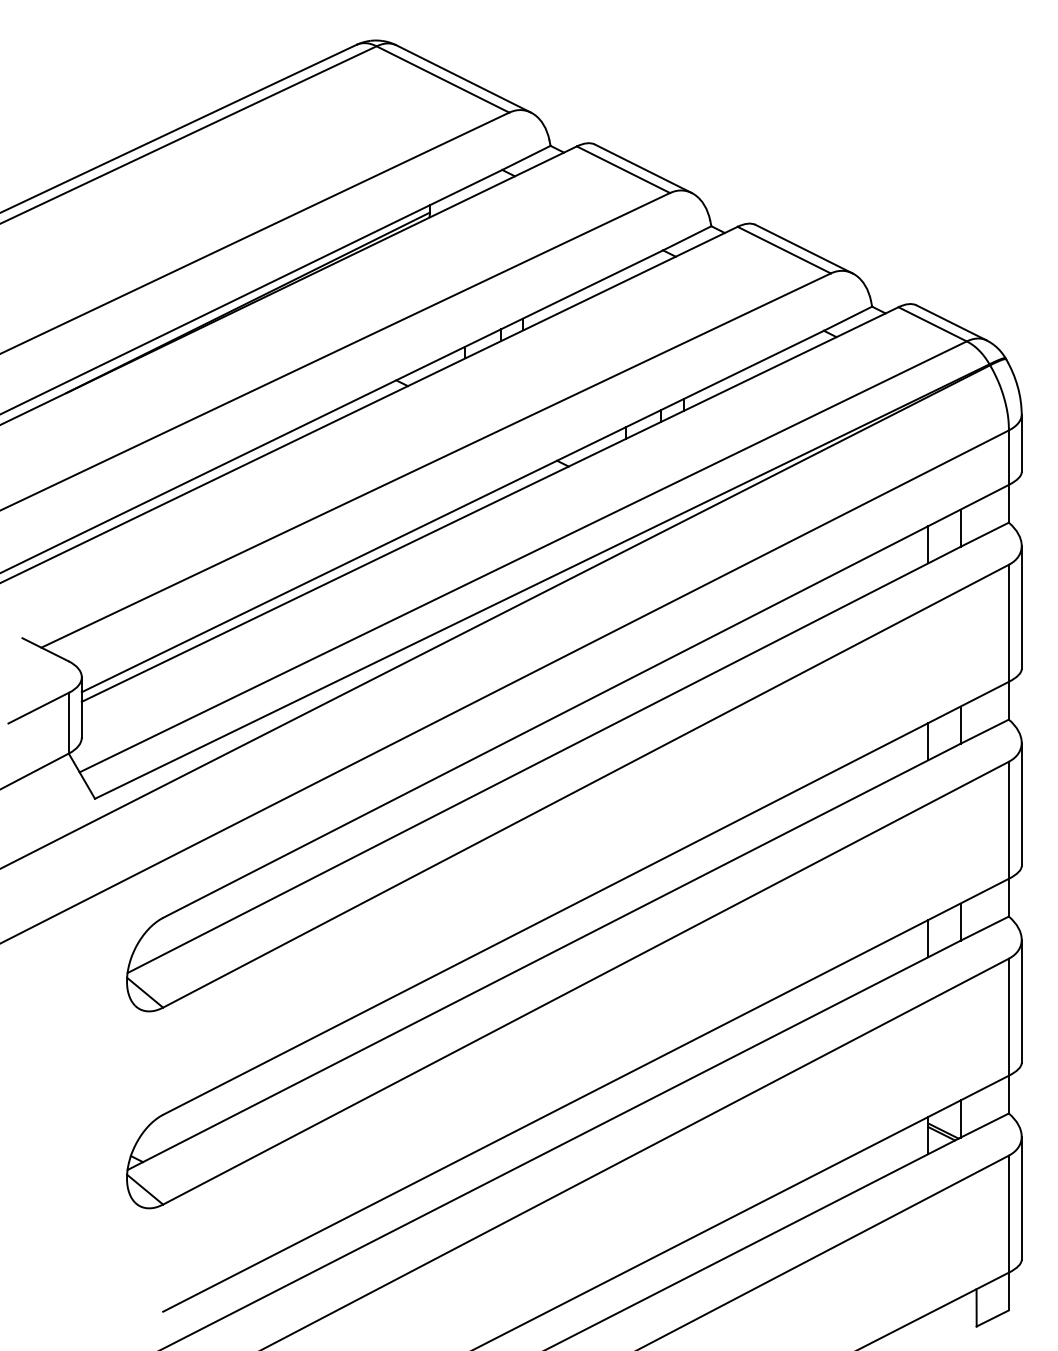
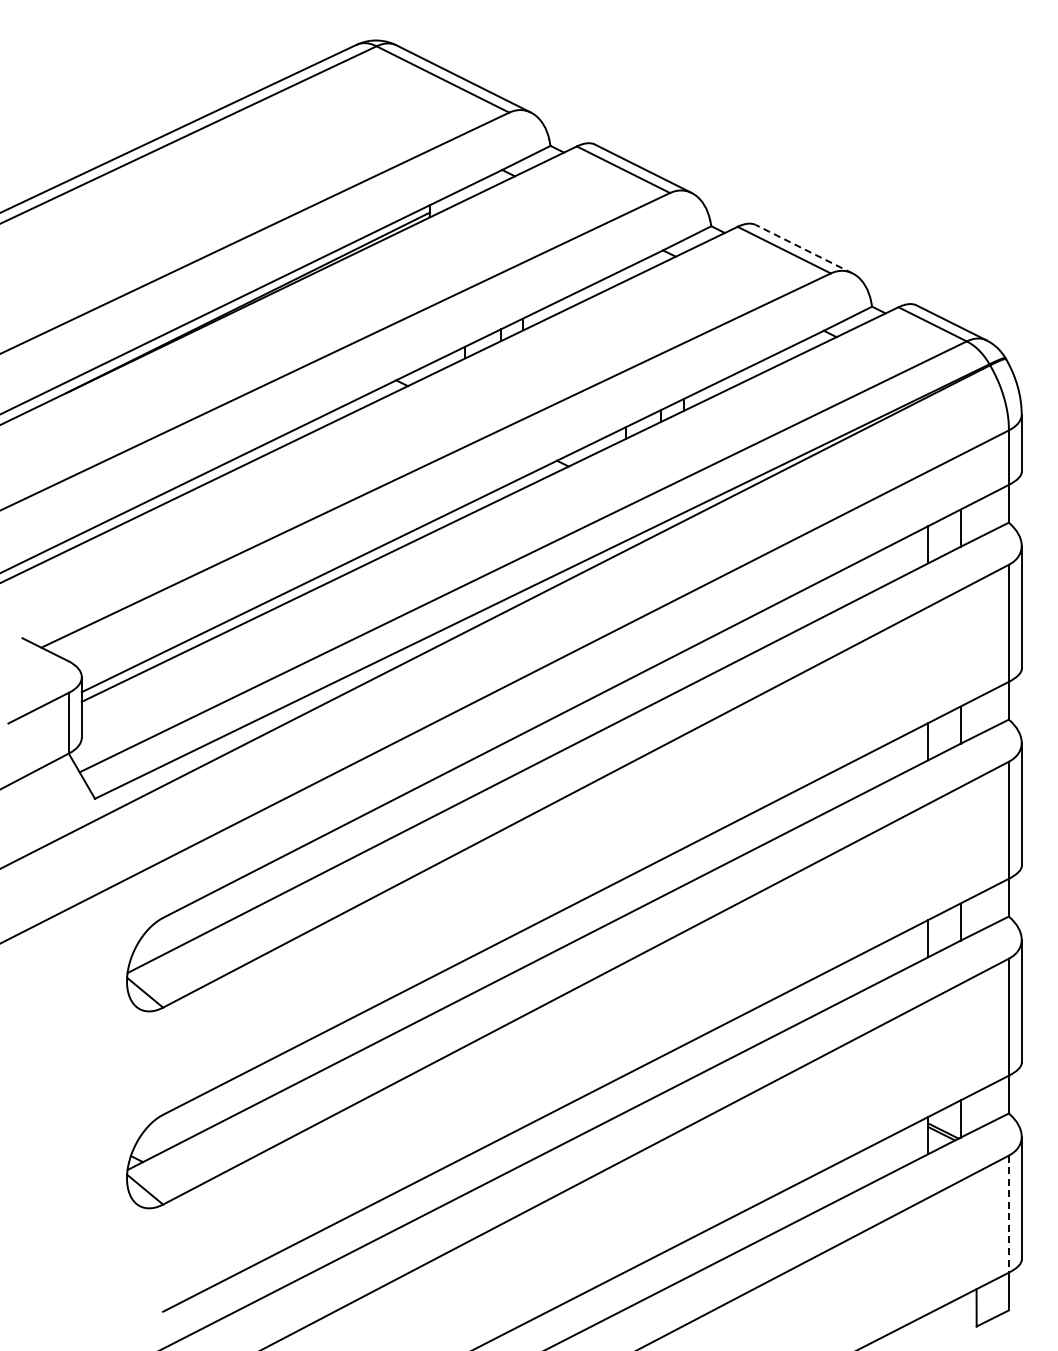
line: solid -> dashed (803, 248)
line: solid -> dashed (1008, 1214)
